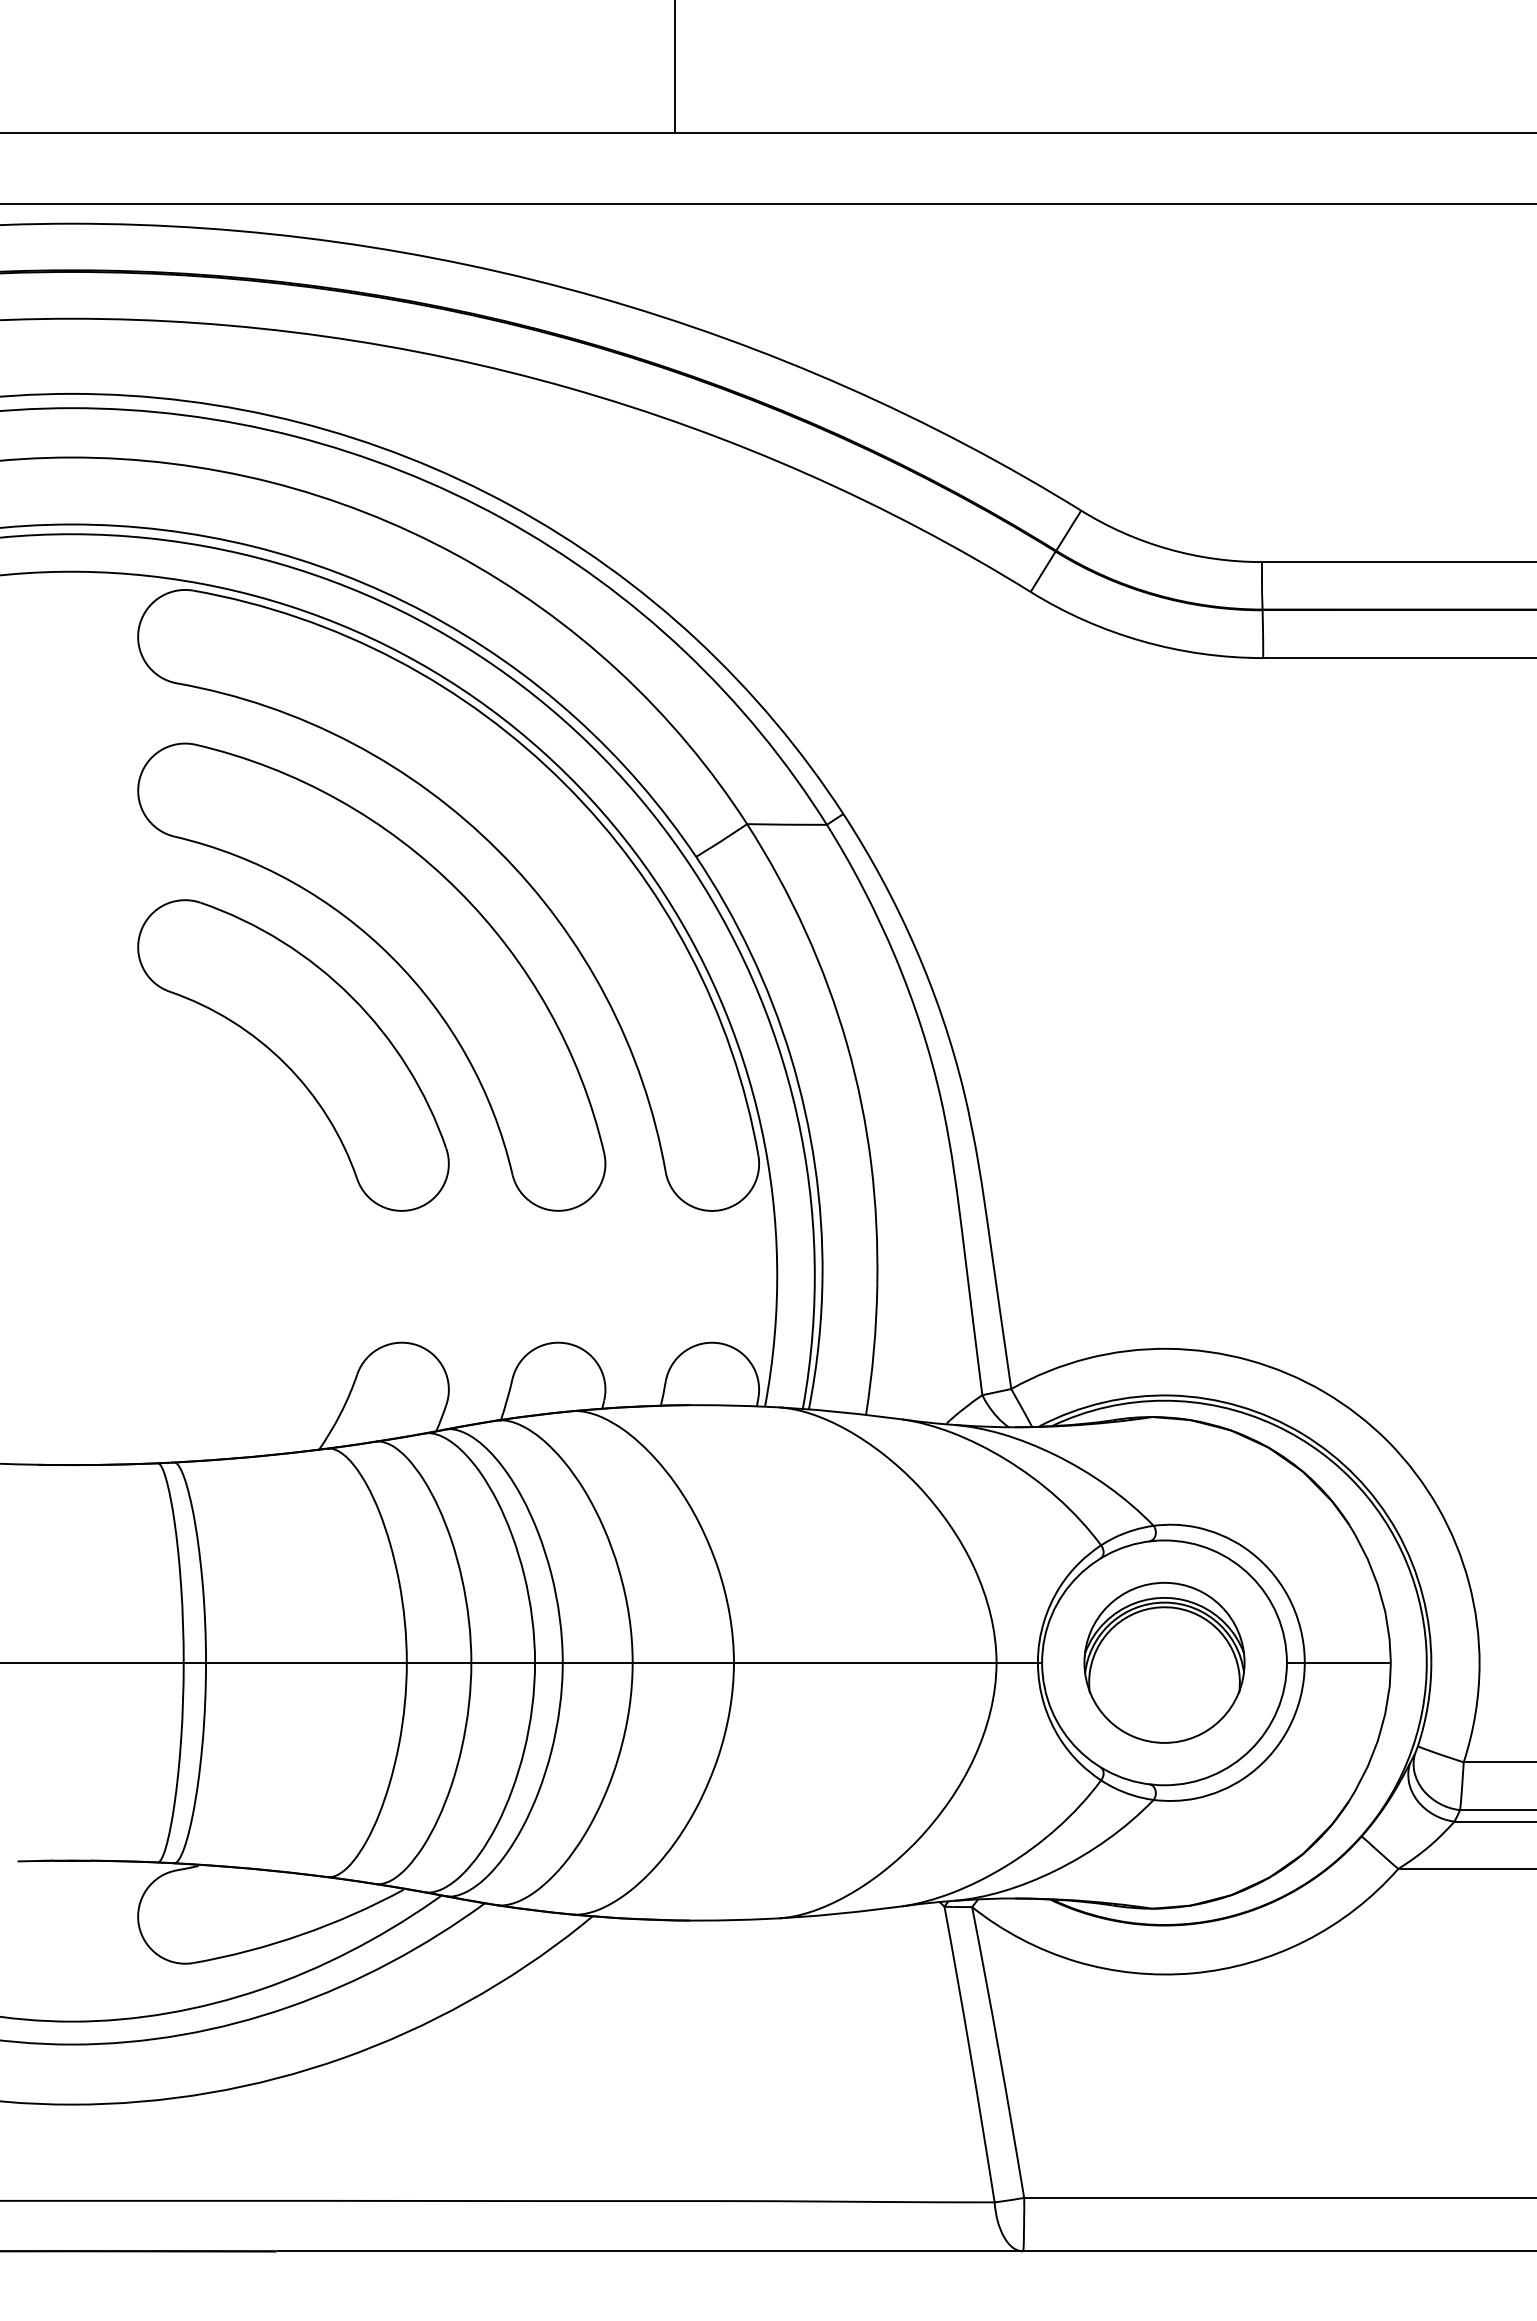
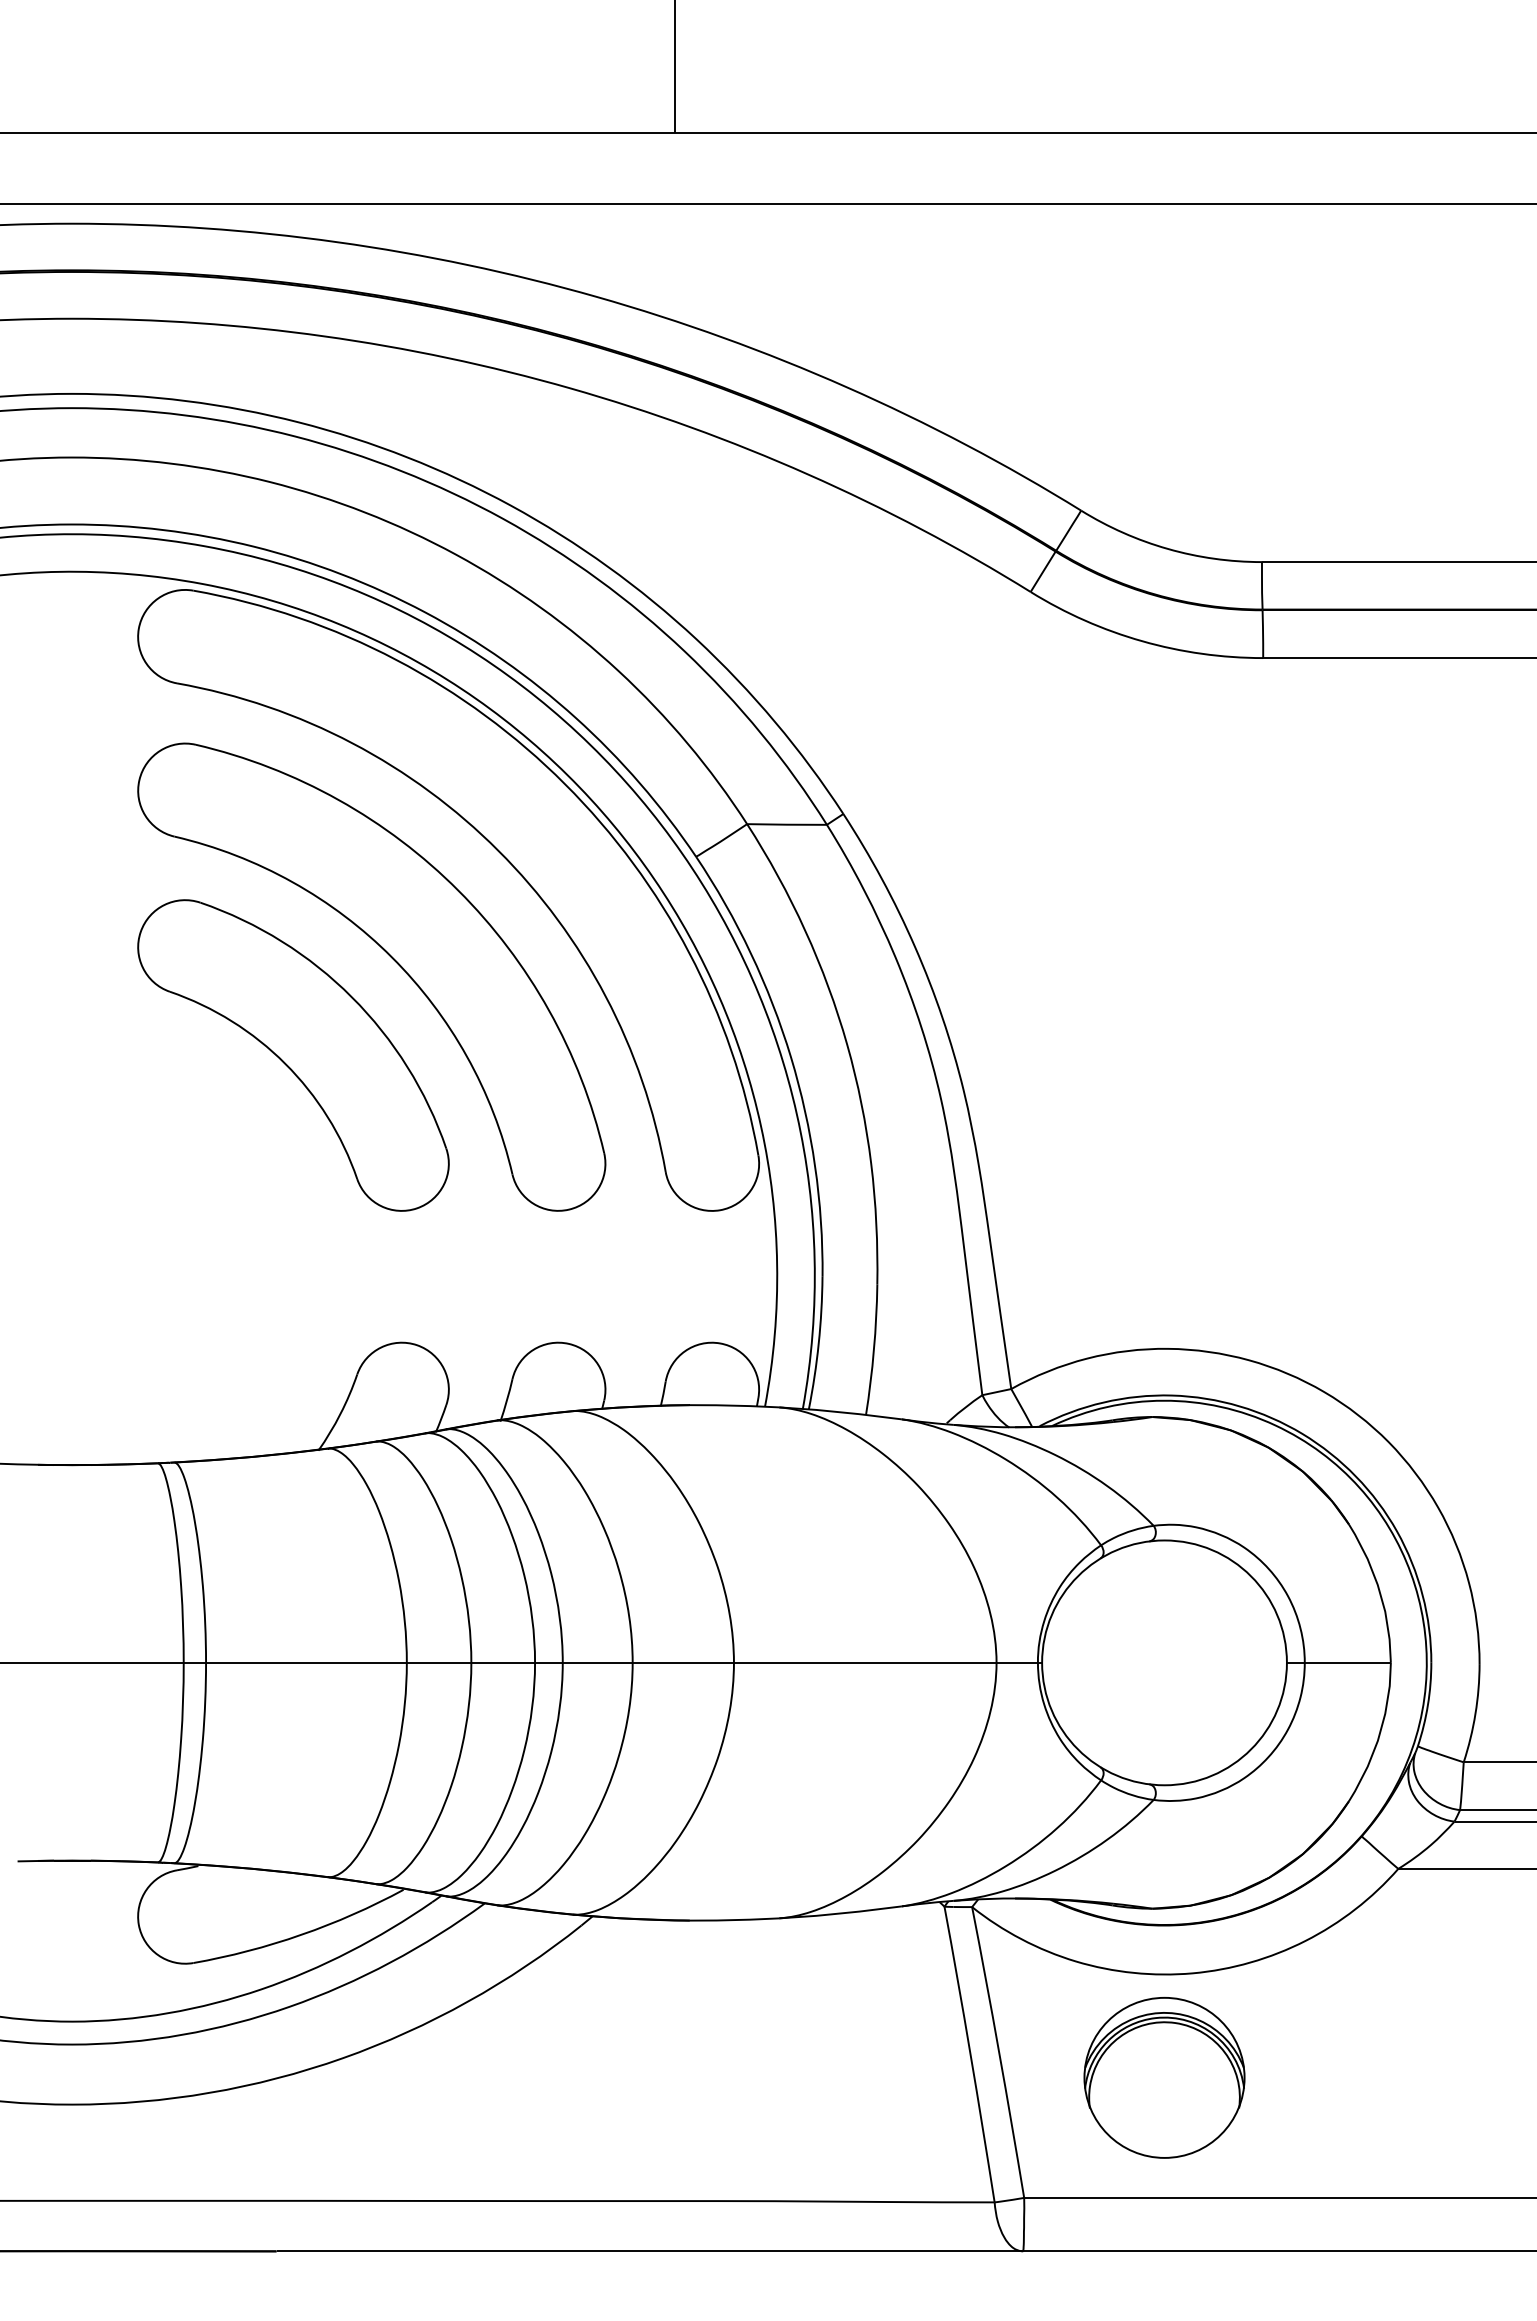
part position: (1164, 1662) -> (1164, 2077) (1164, 2077)
